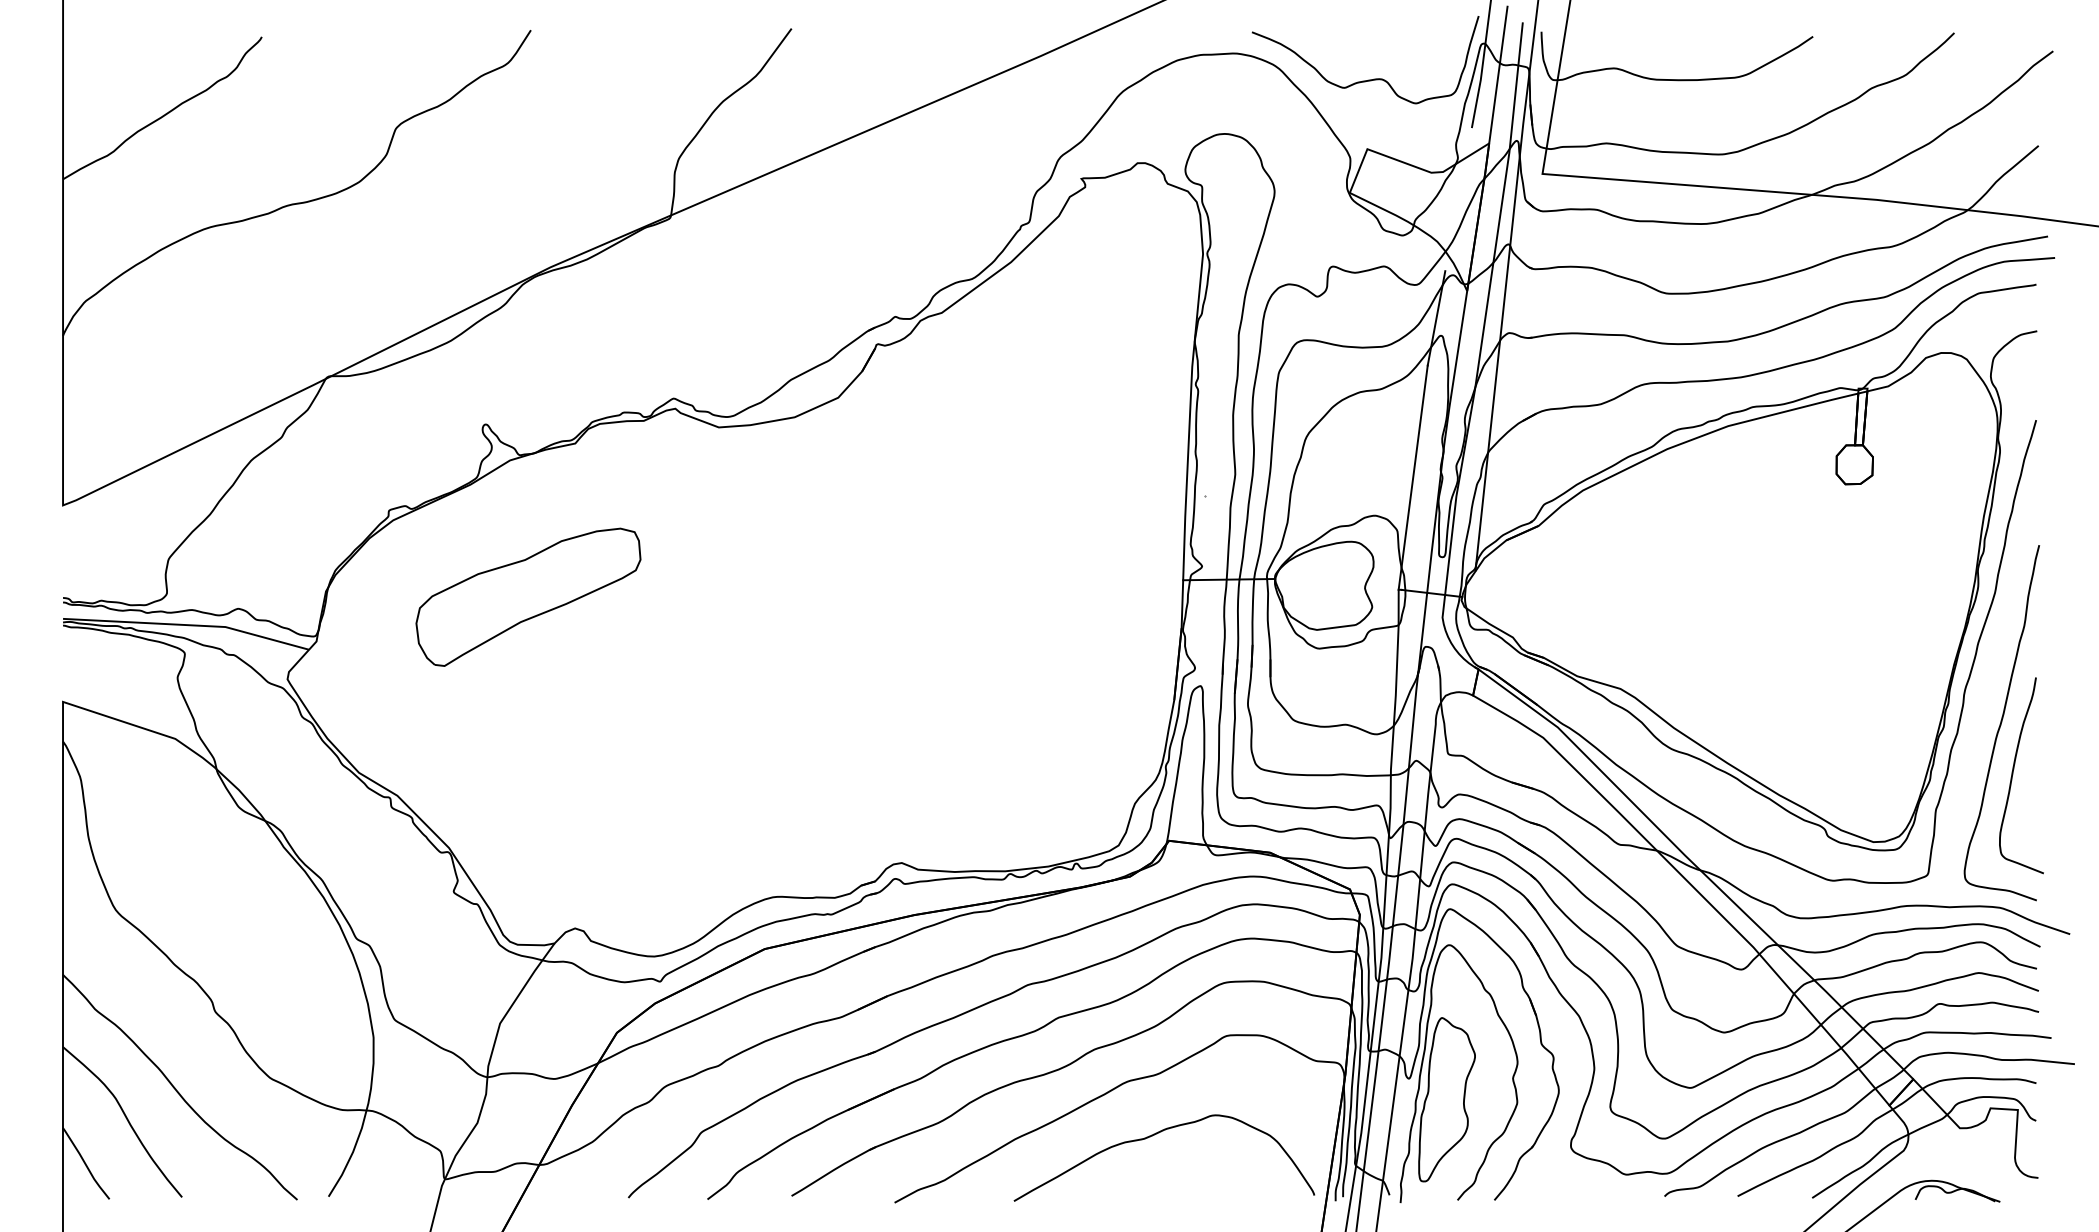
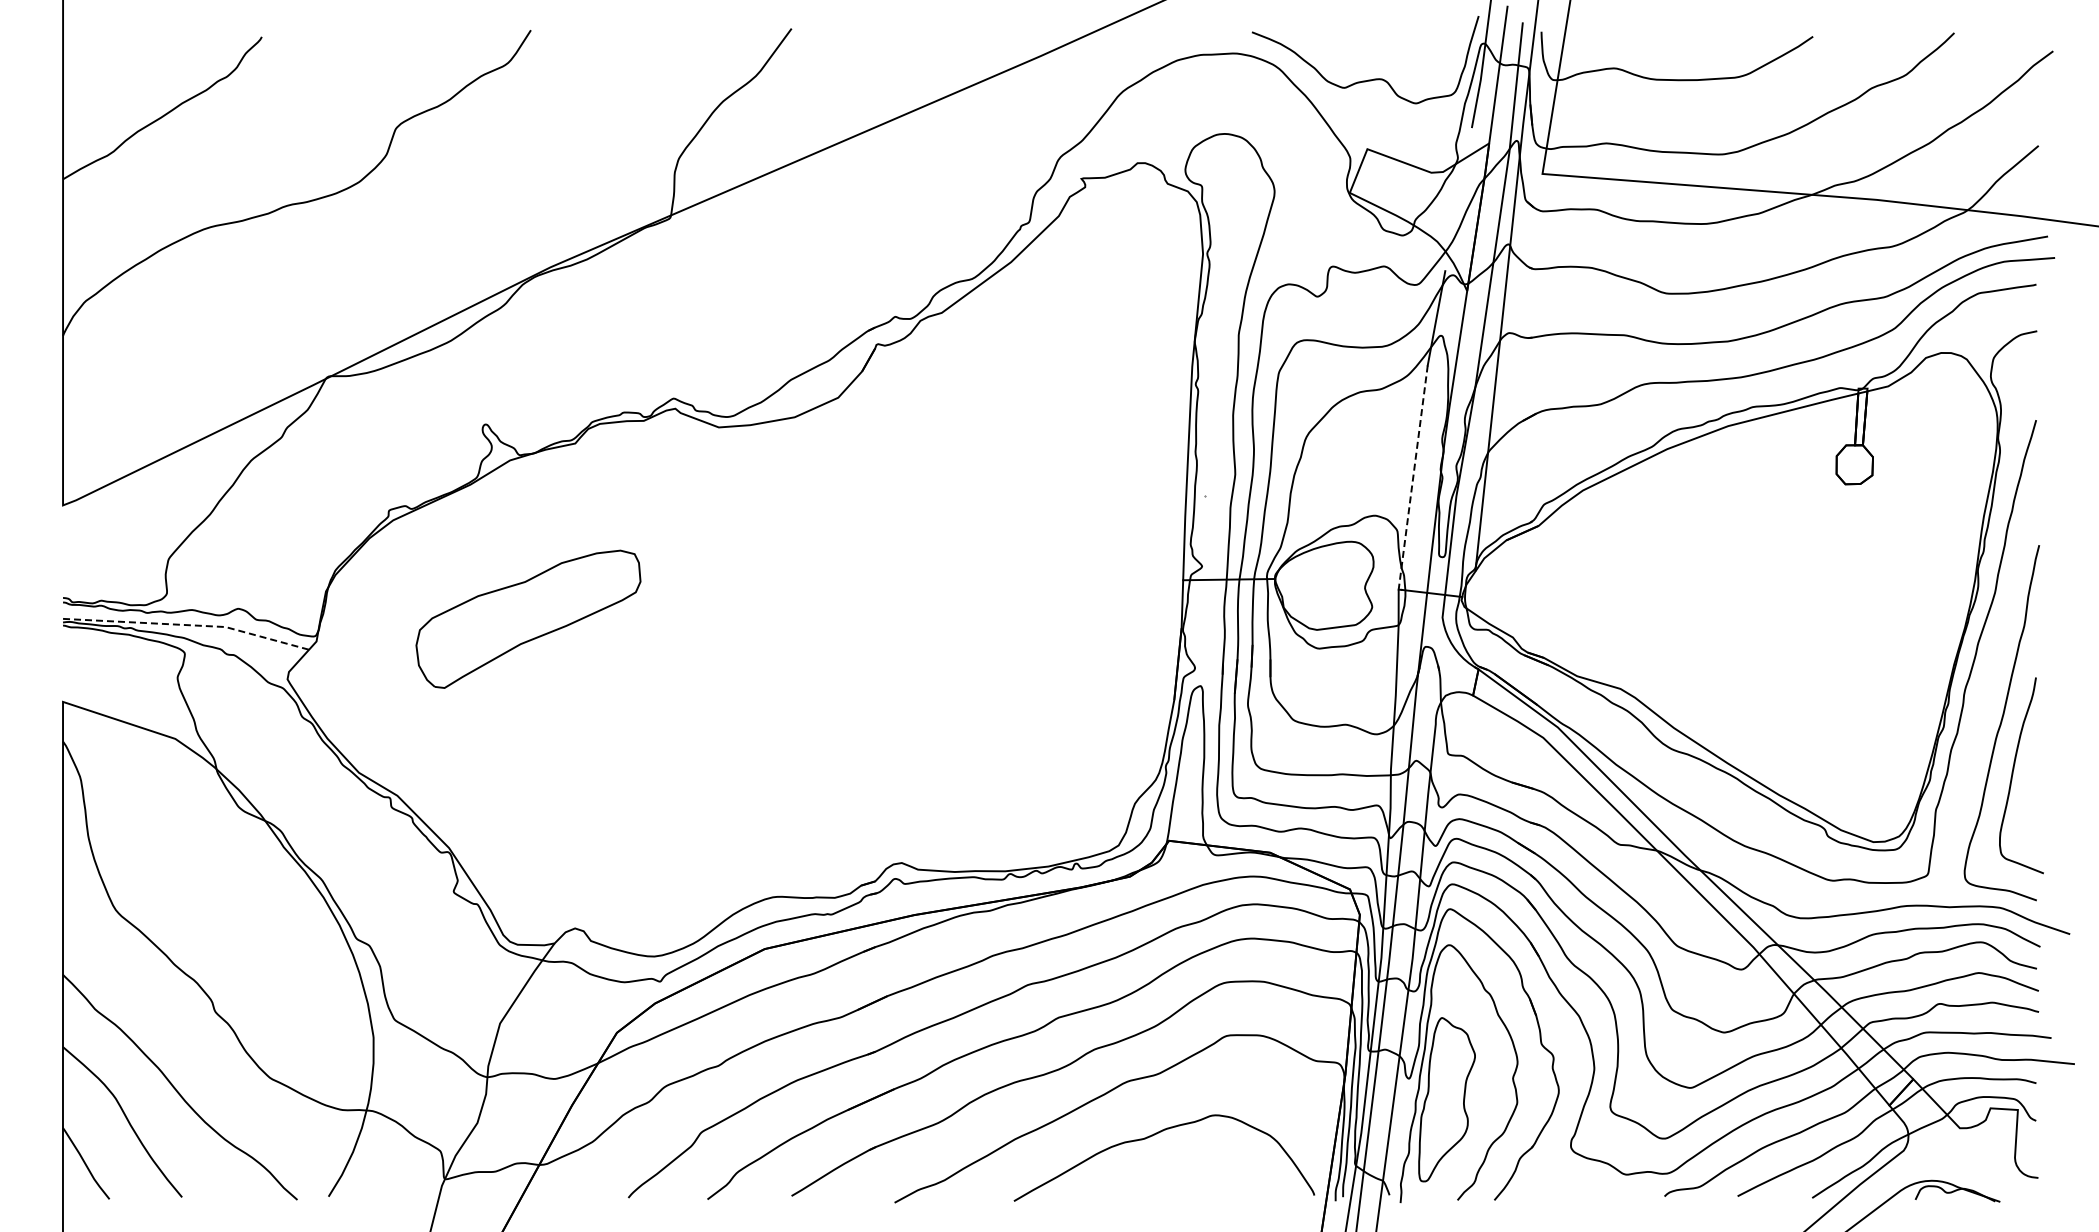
line: solid -> dashed (1413, 478)
part position: (528, 596) -> (528, 618) (528, 618)
line: solid -> dashed (188, 625)
